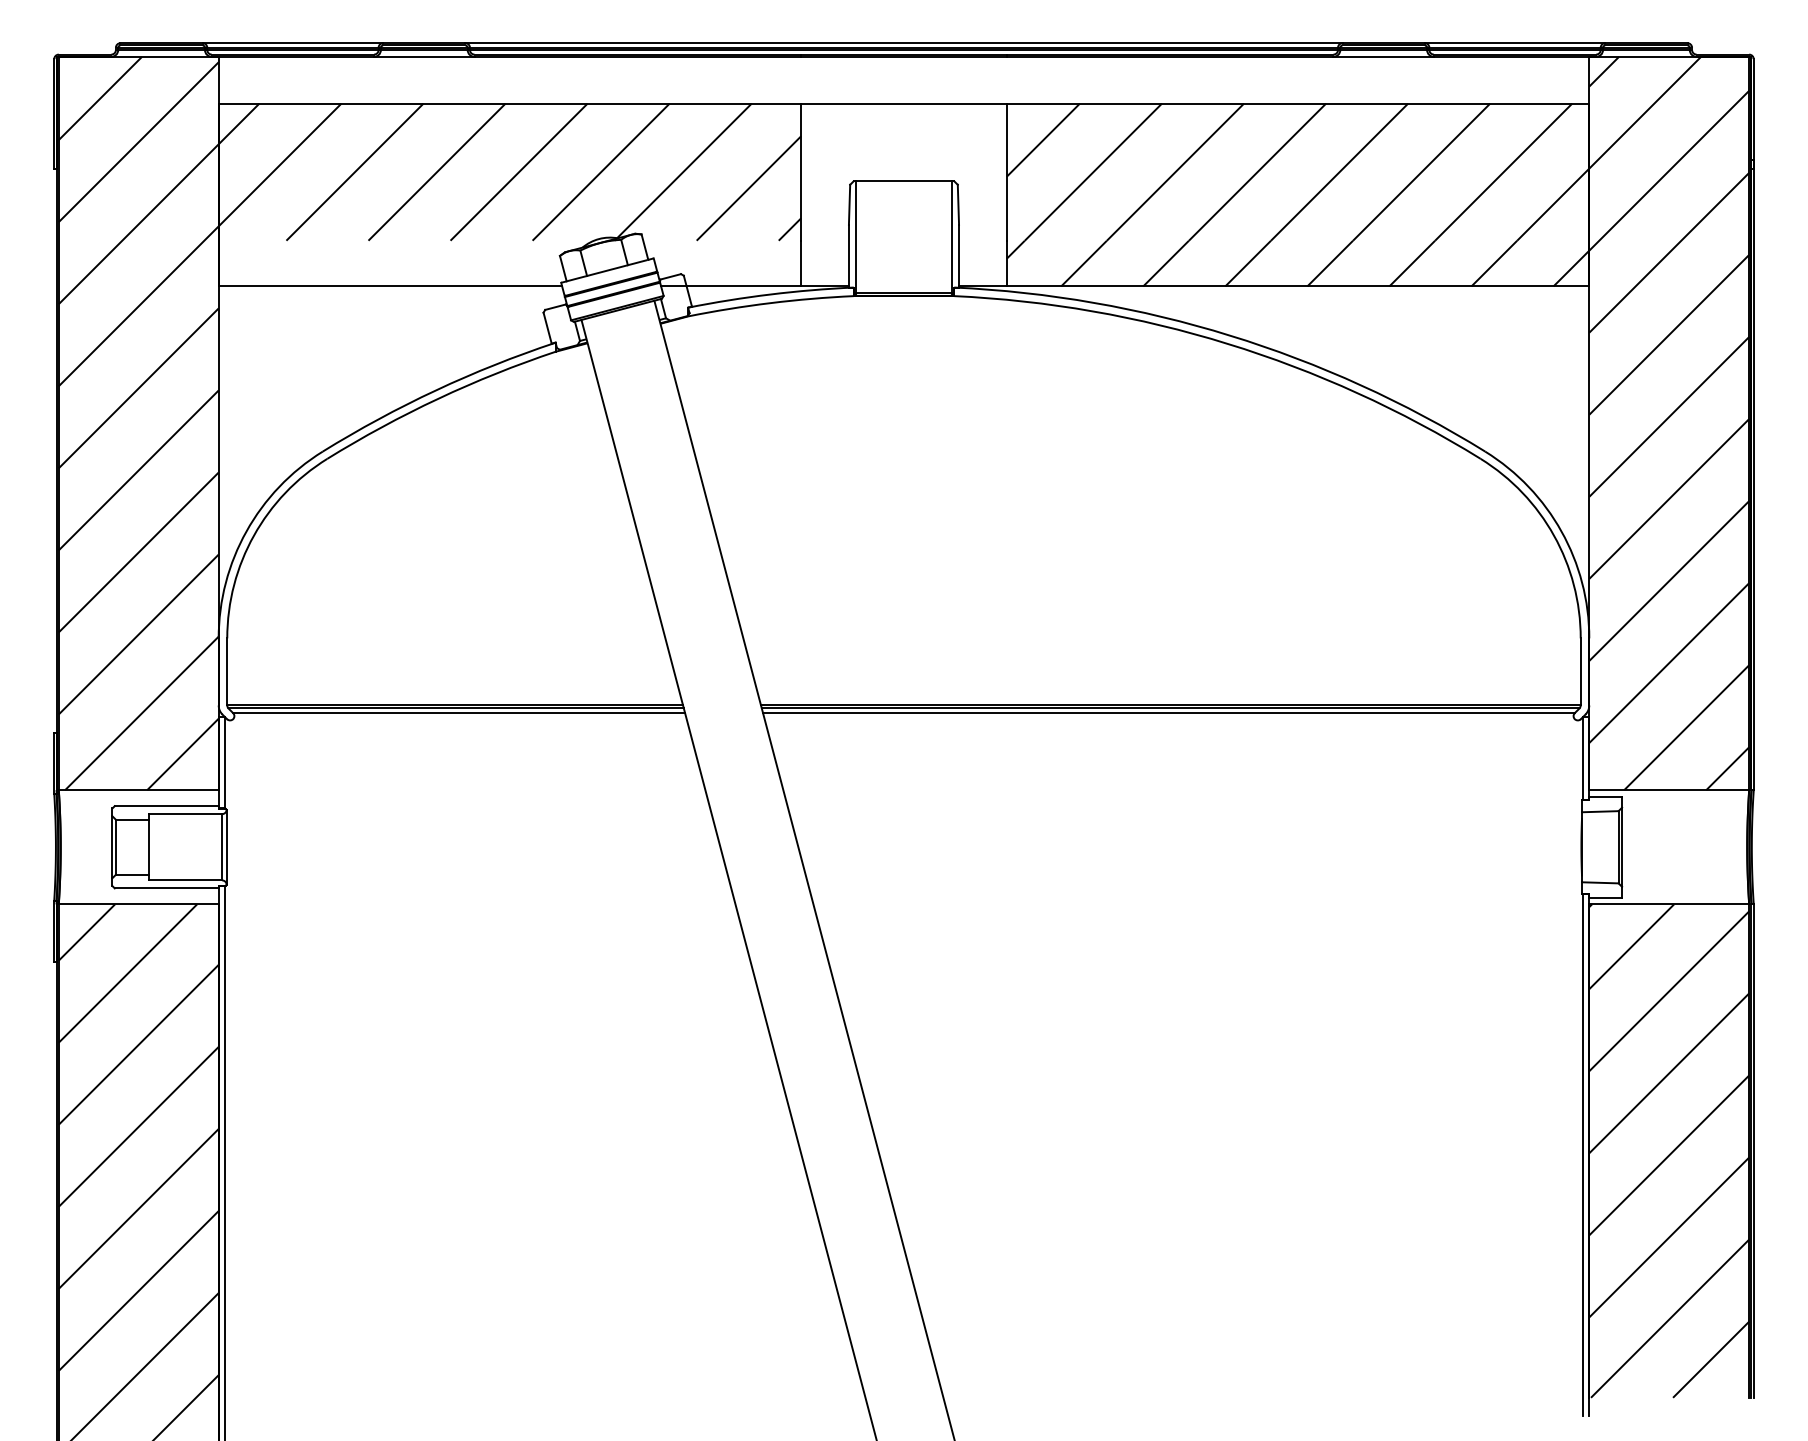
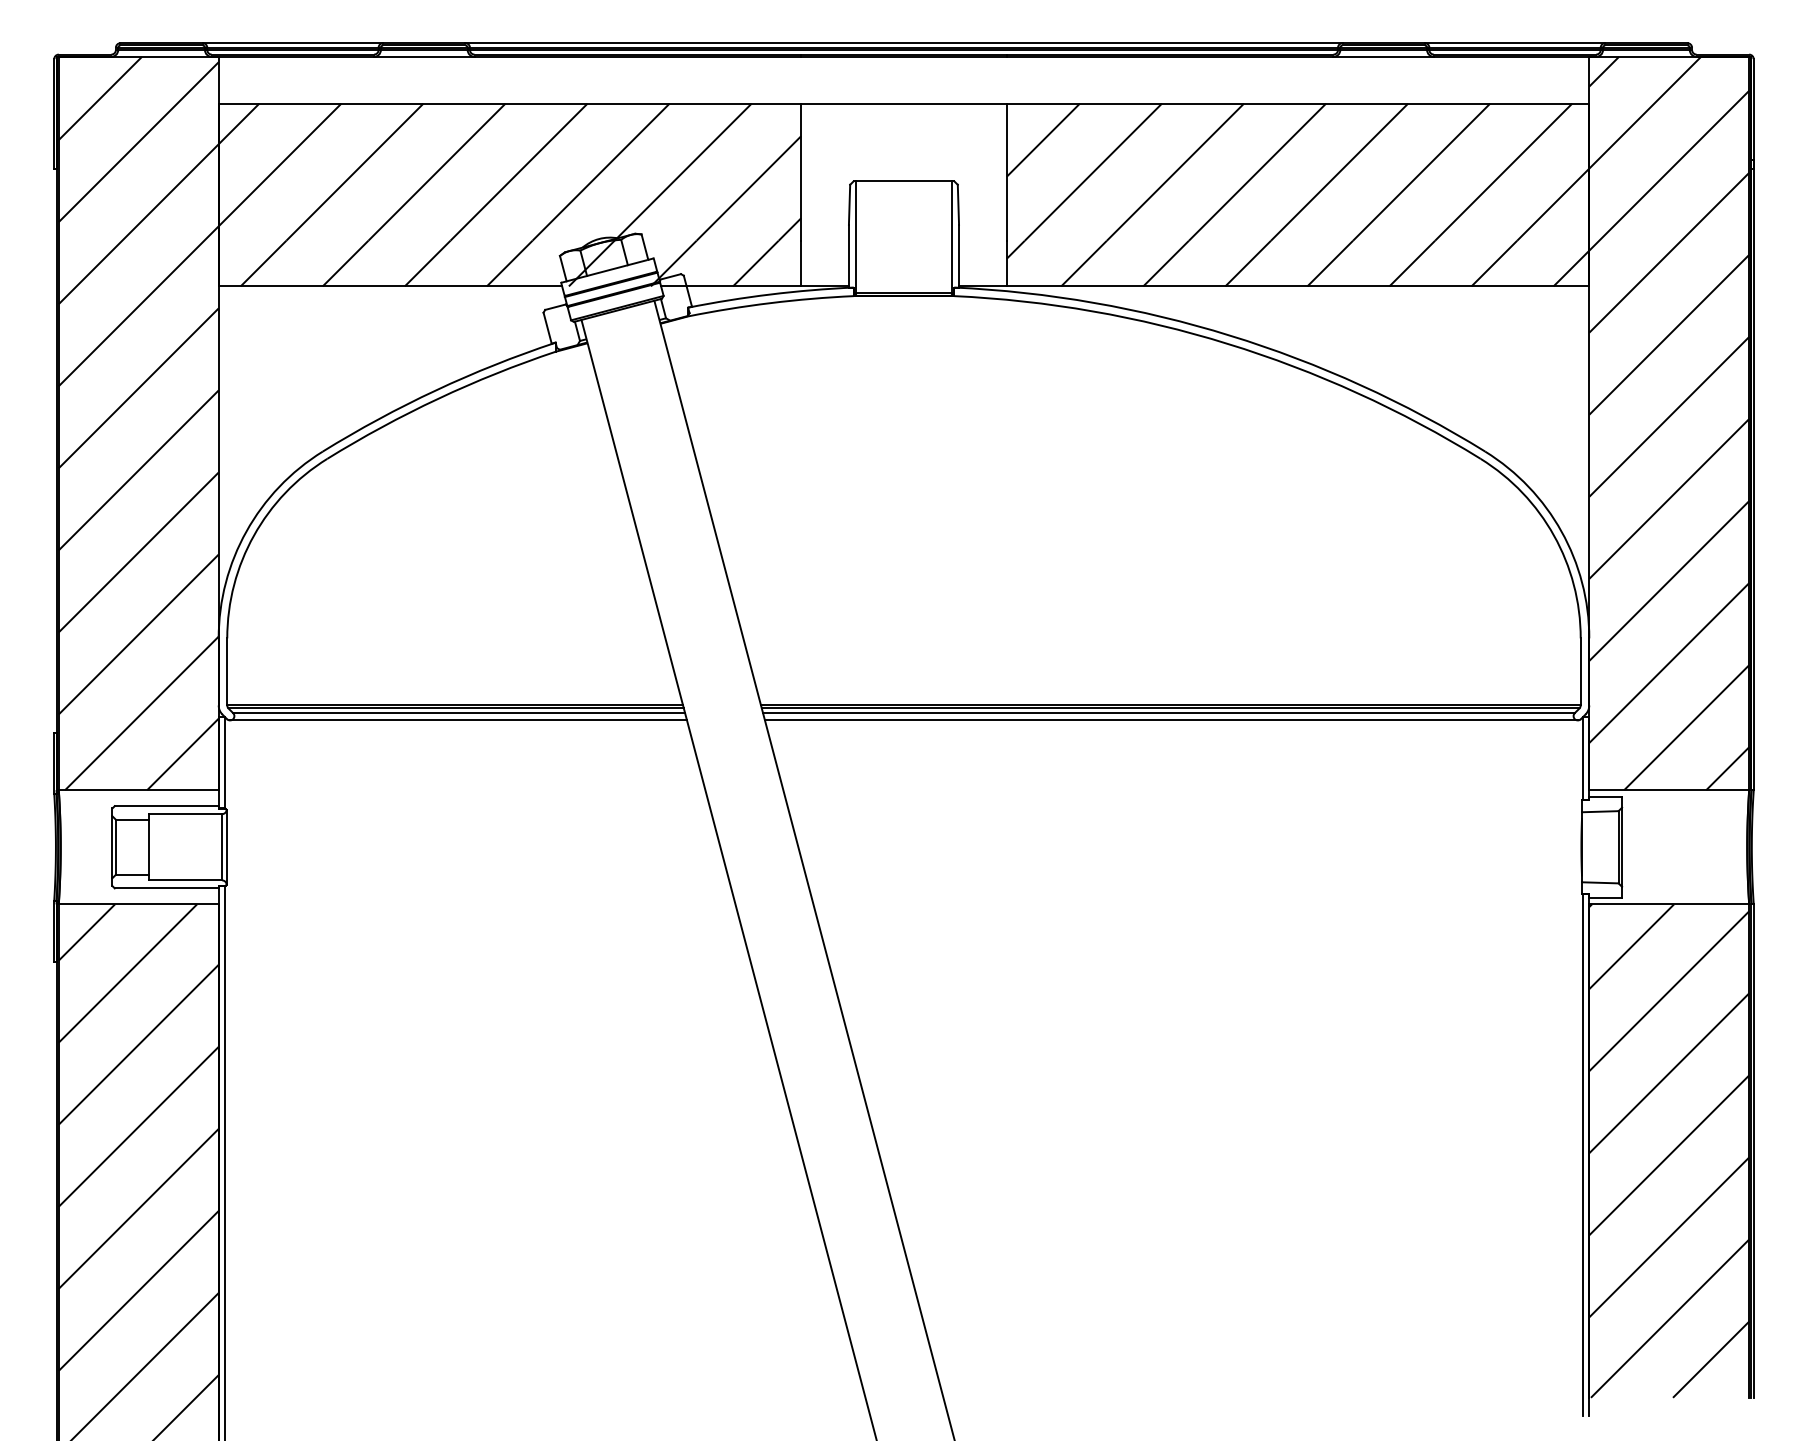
hatch: none -> present (509, 263)
line: none -> present (458, 720)
line: none -> present (1170, 720)
